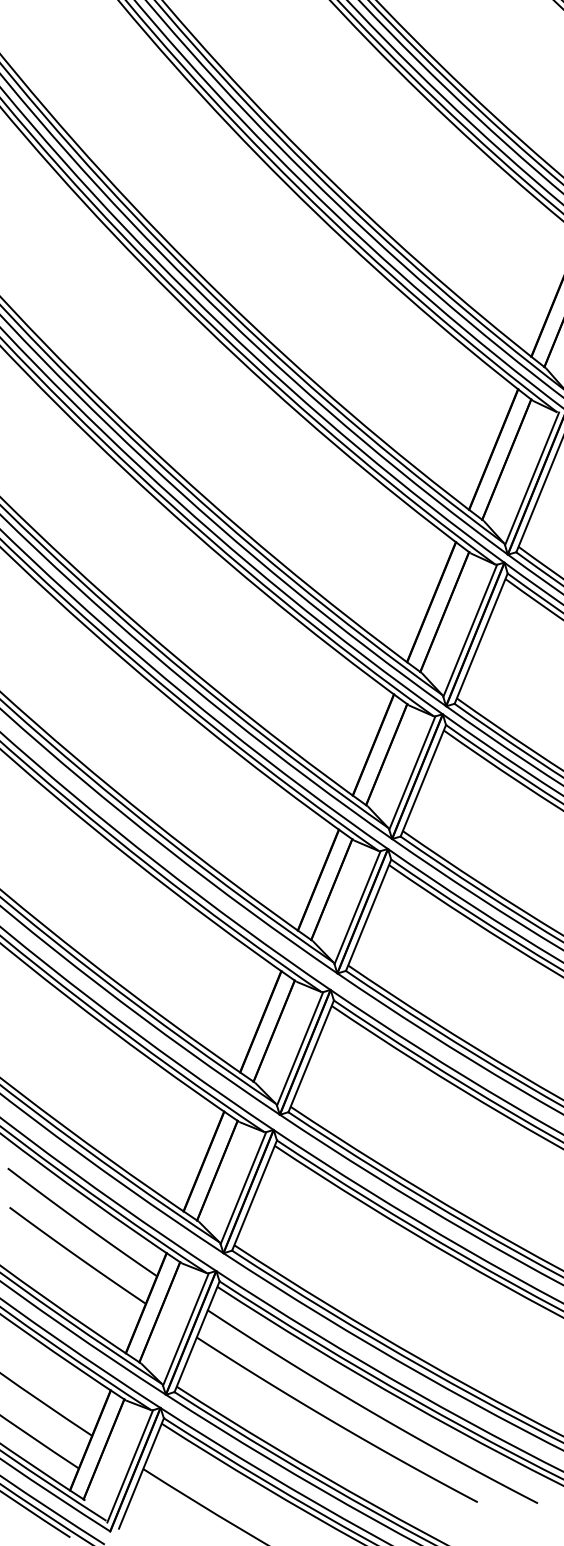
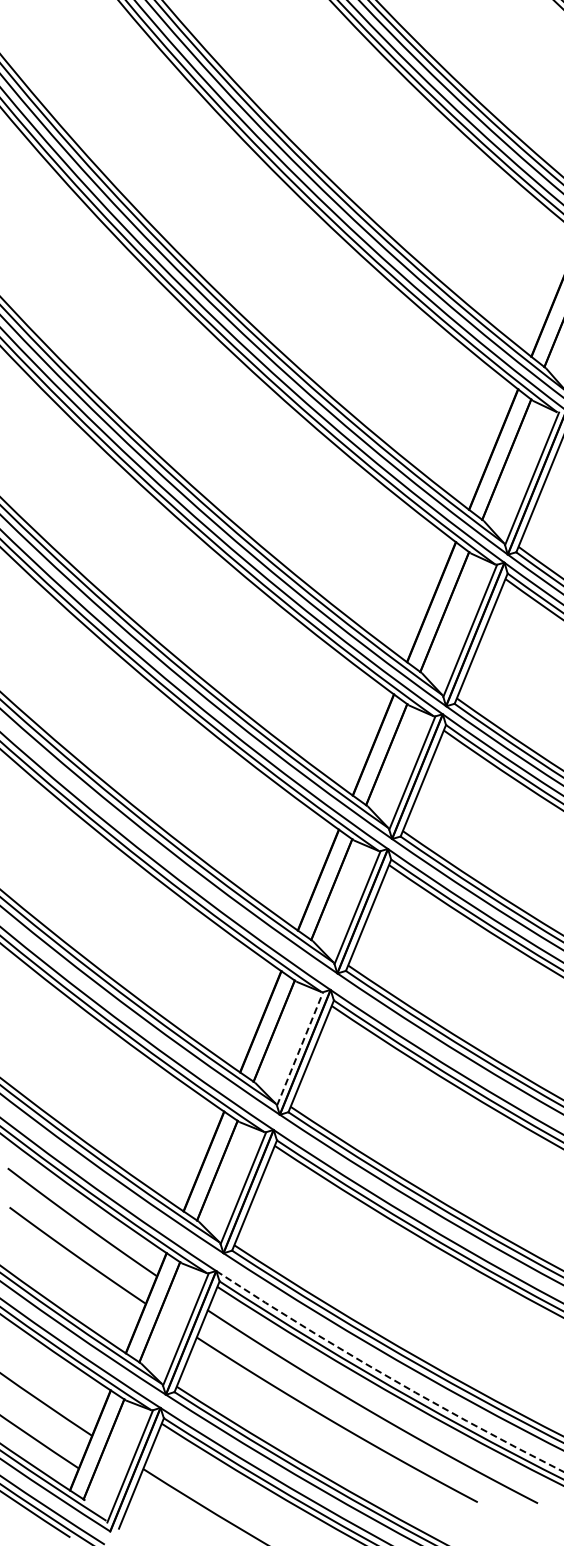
line: solid -> dashed (300, 1048)
arc: solid -> dashed (387, 1376)
